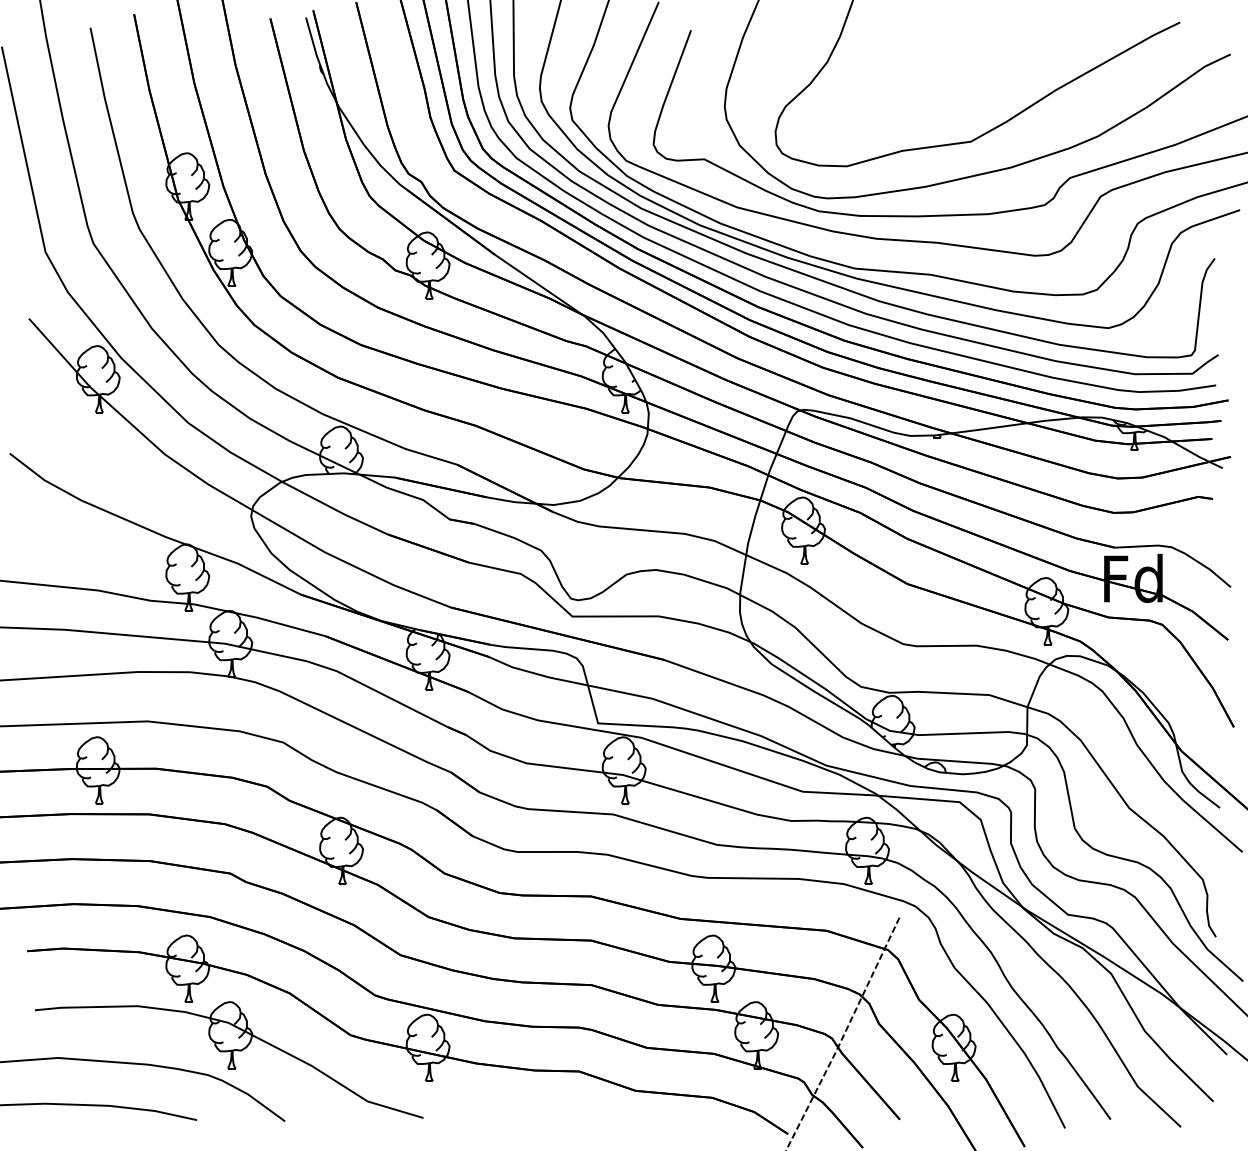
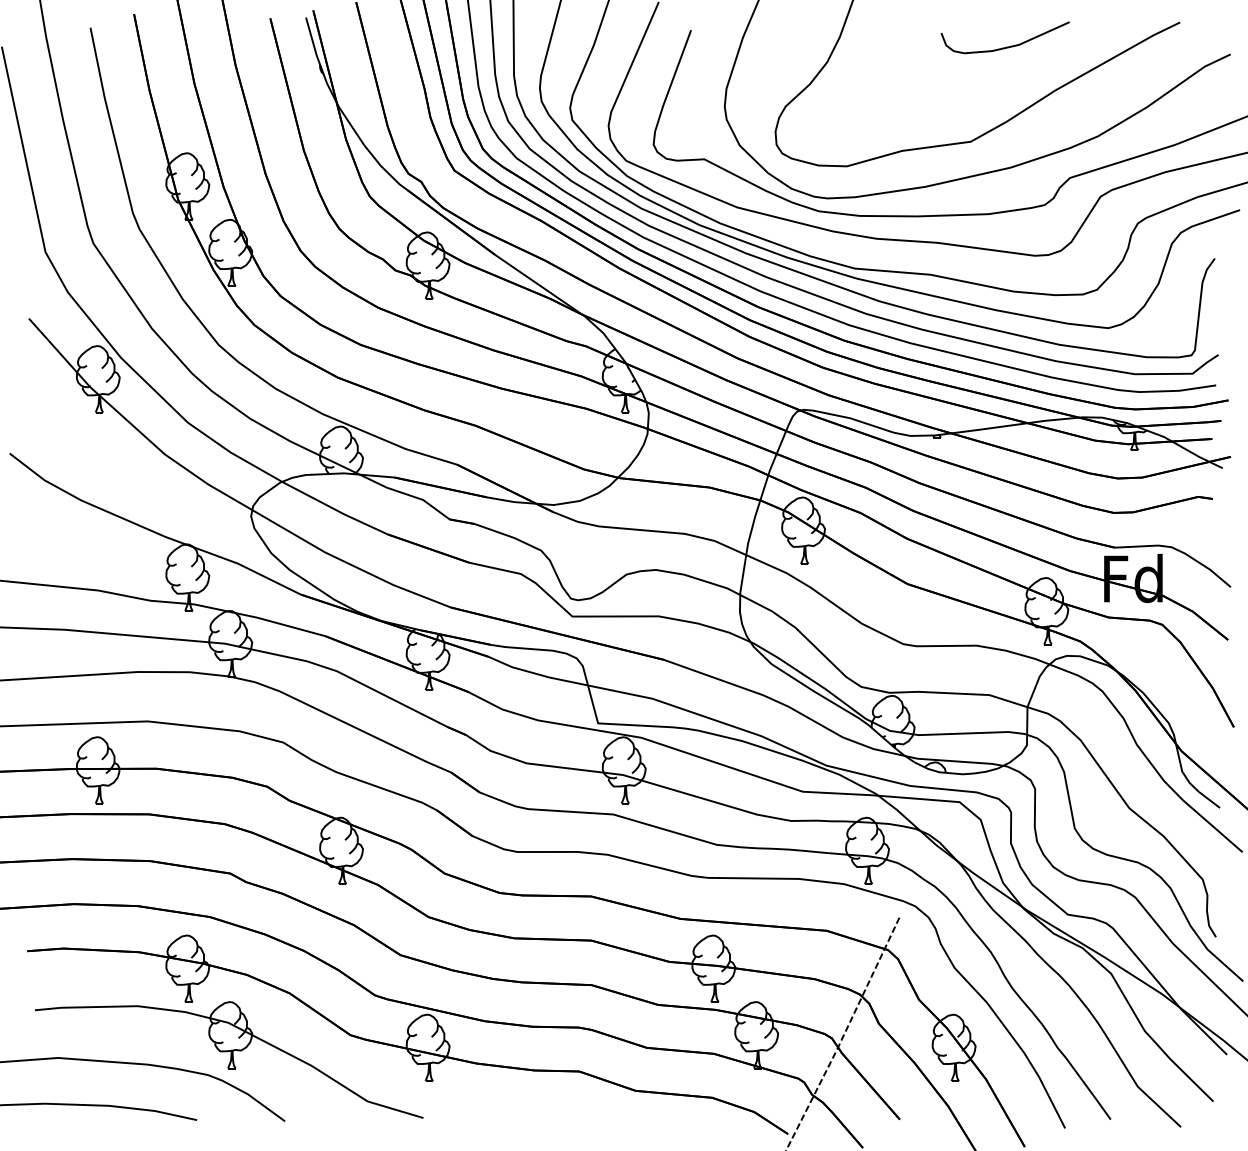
curve: none -> present (1006, 46)
